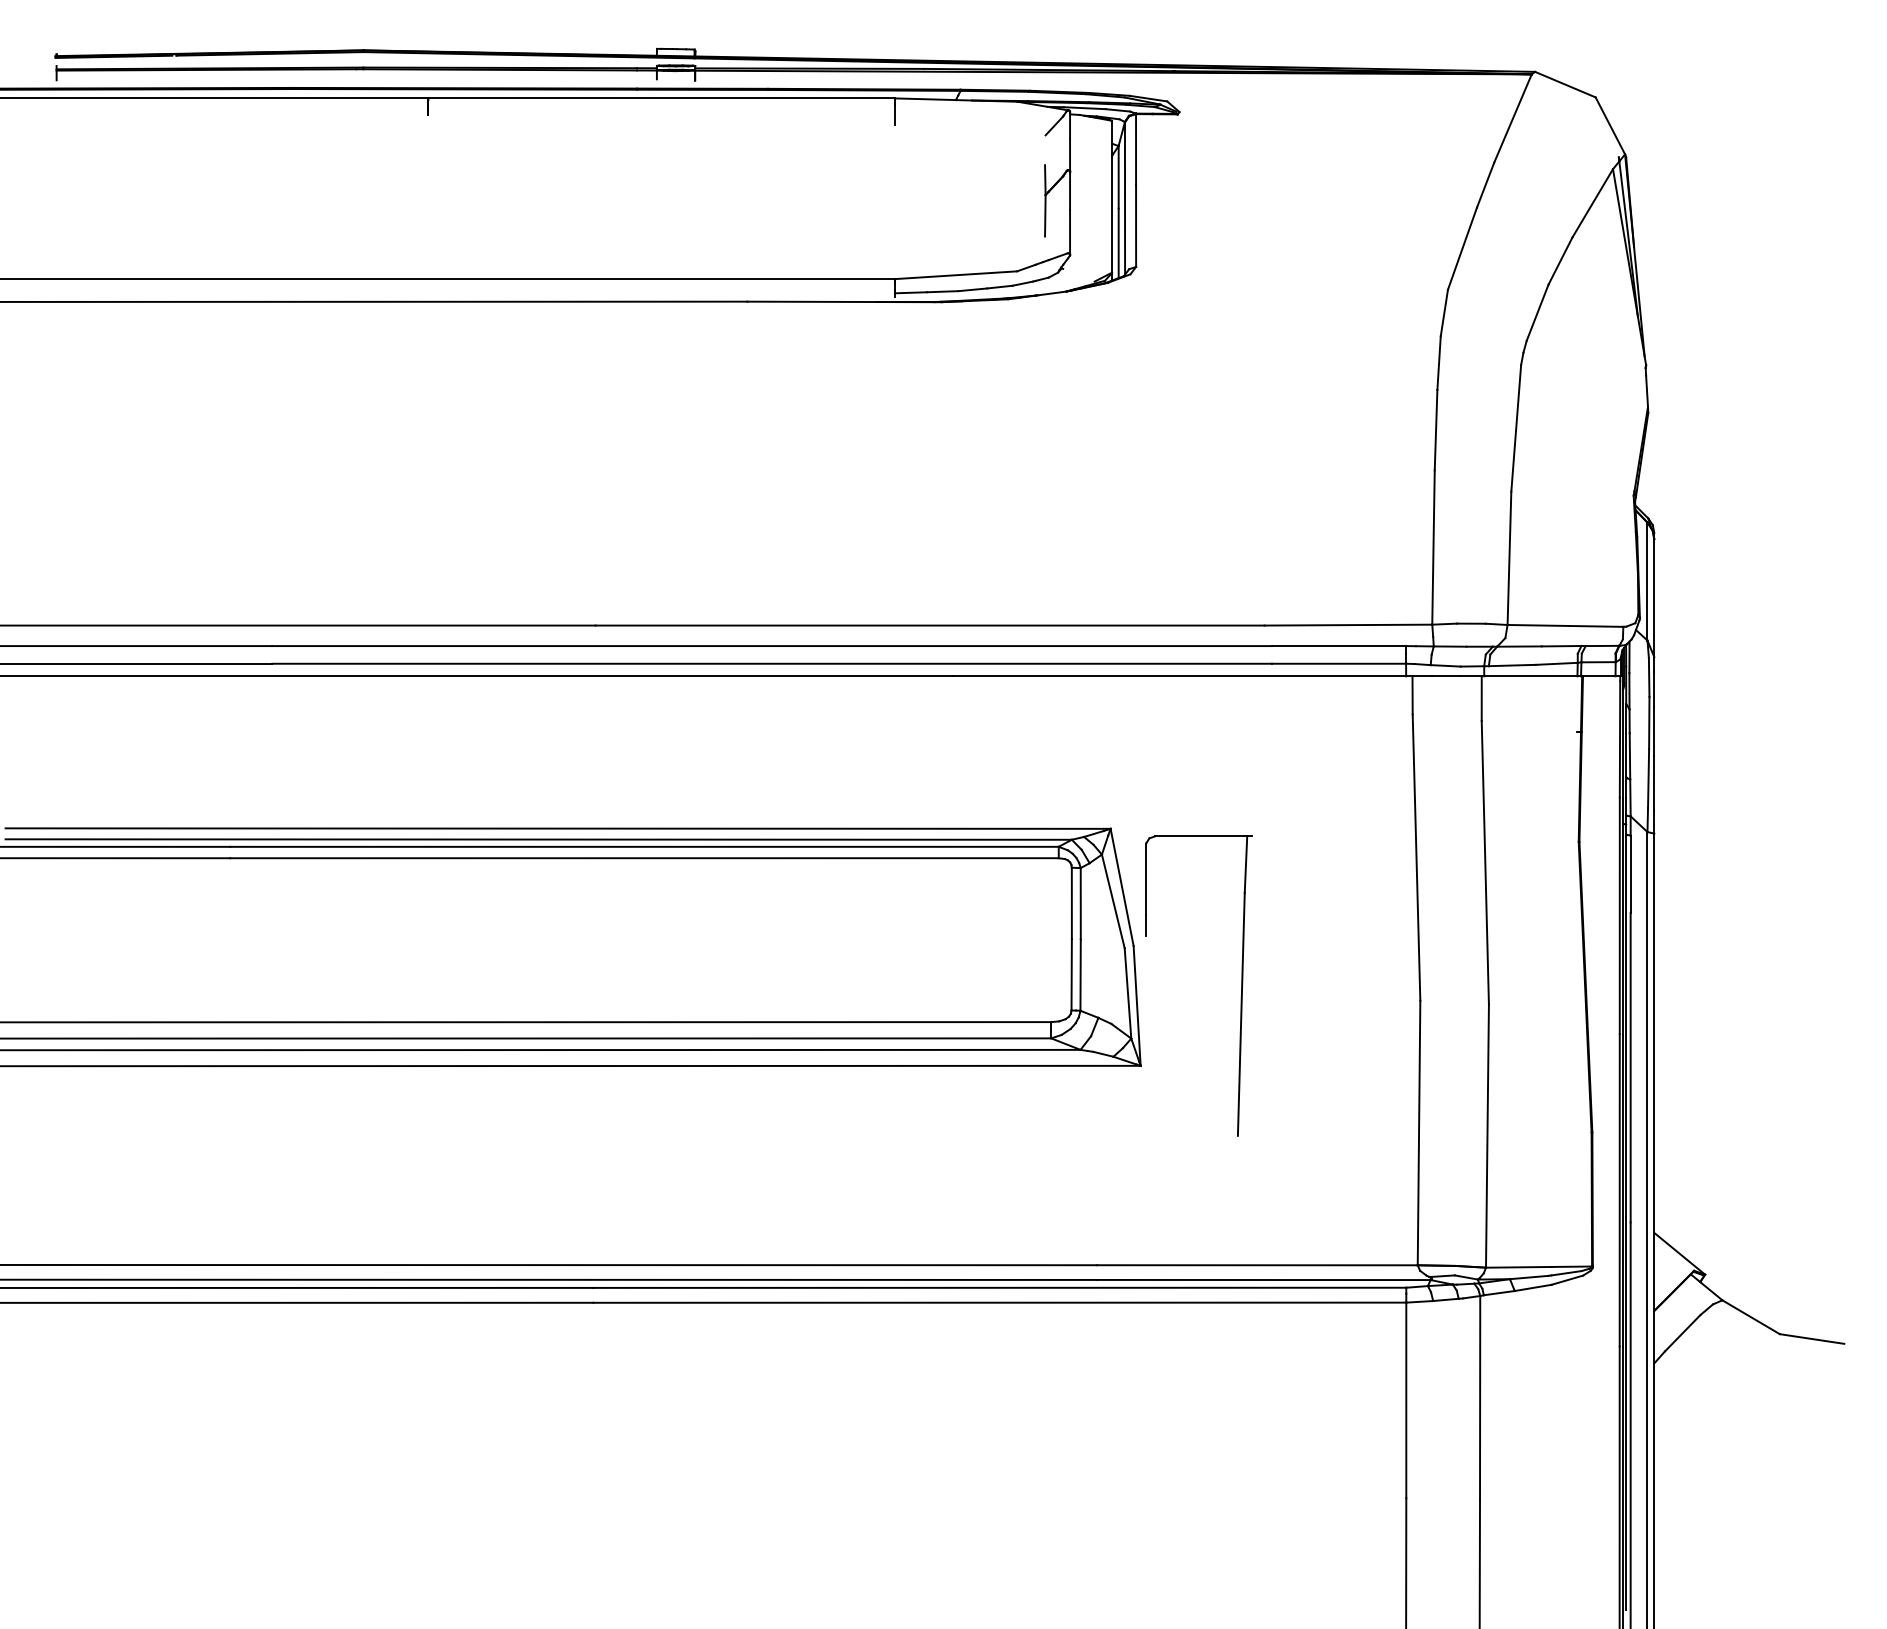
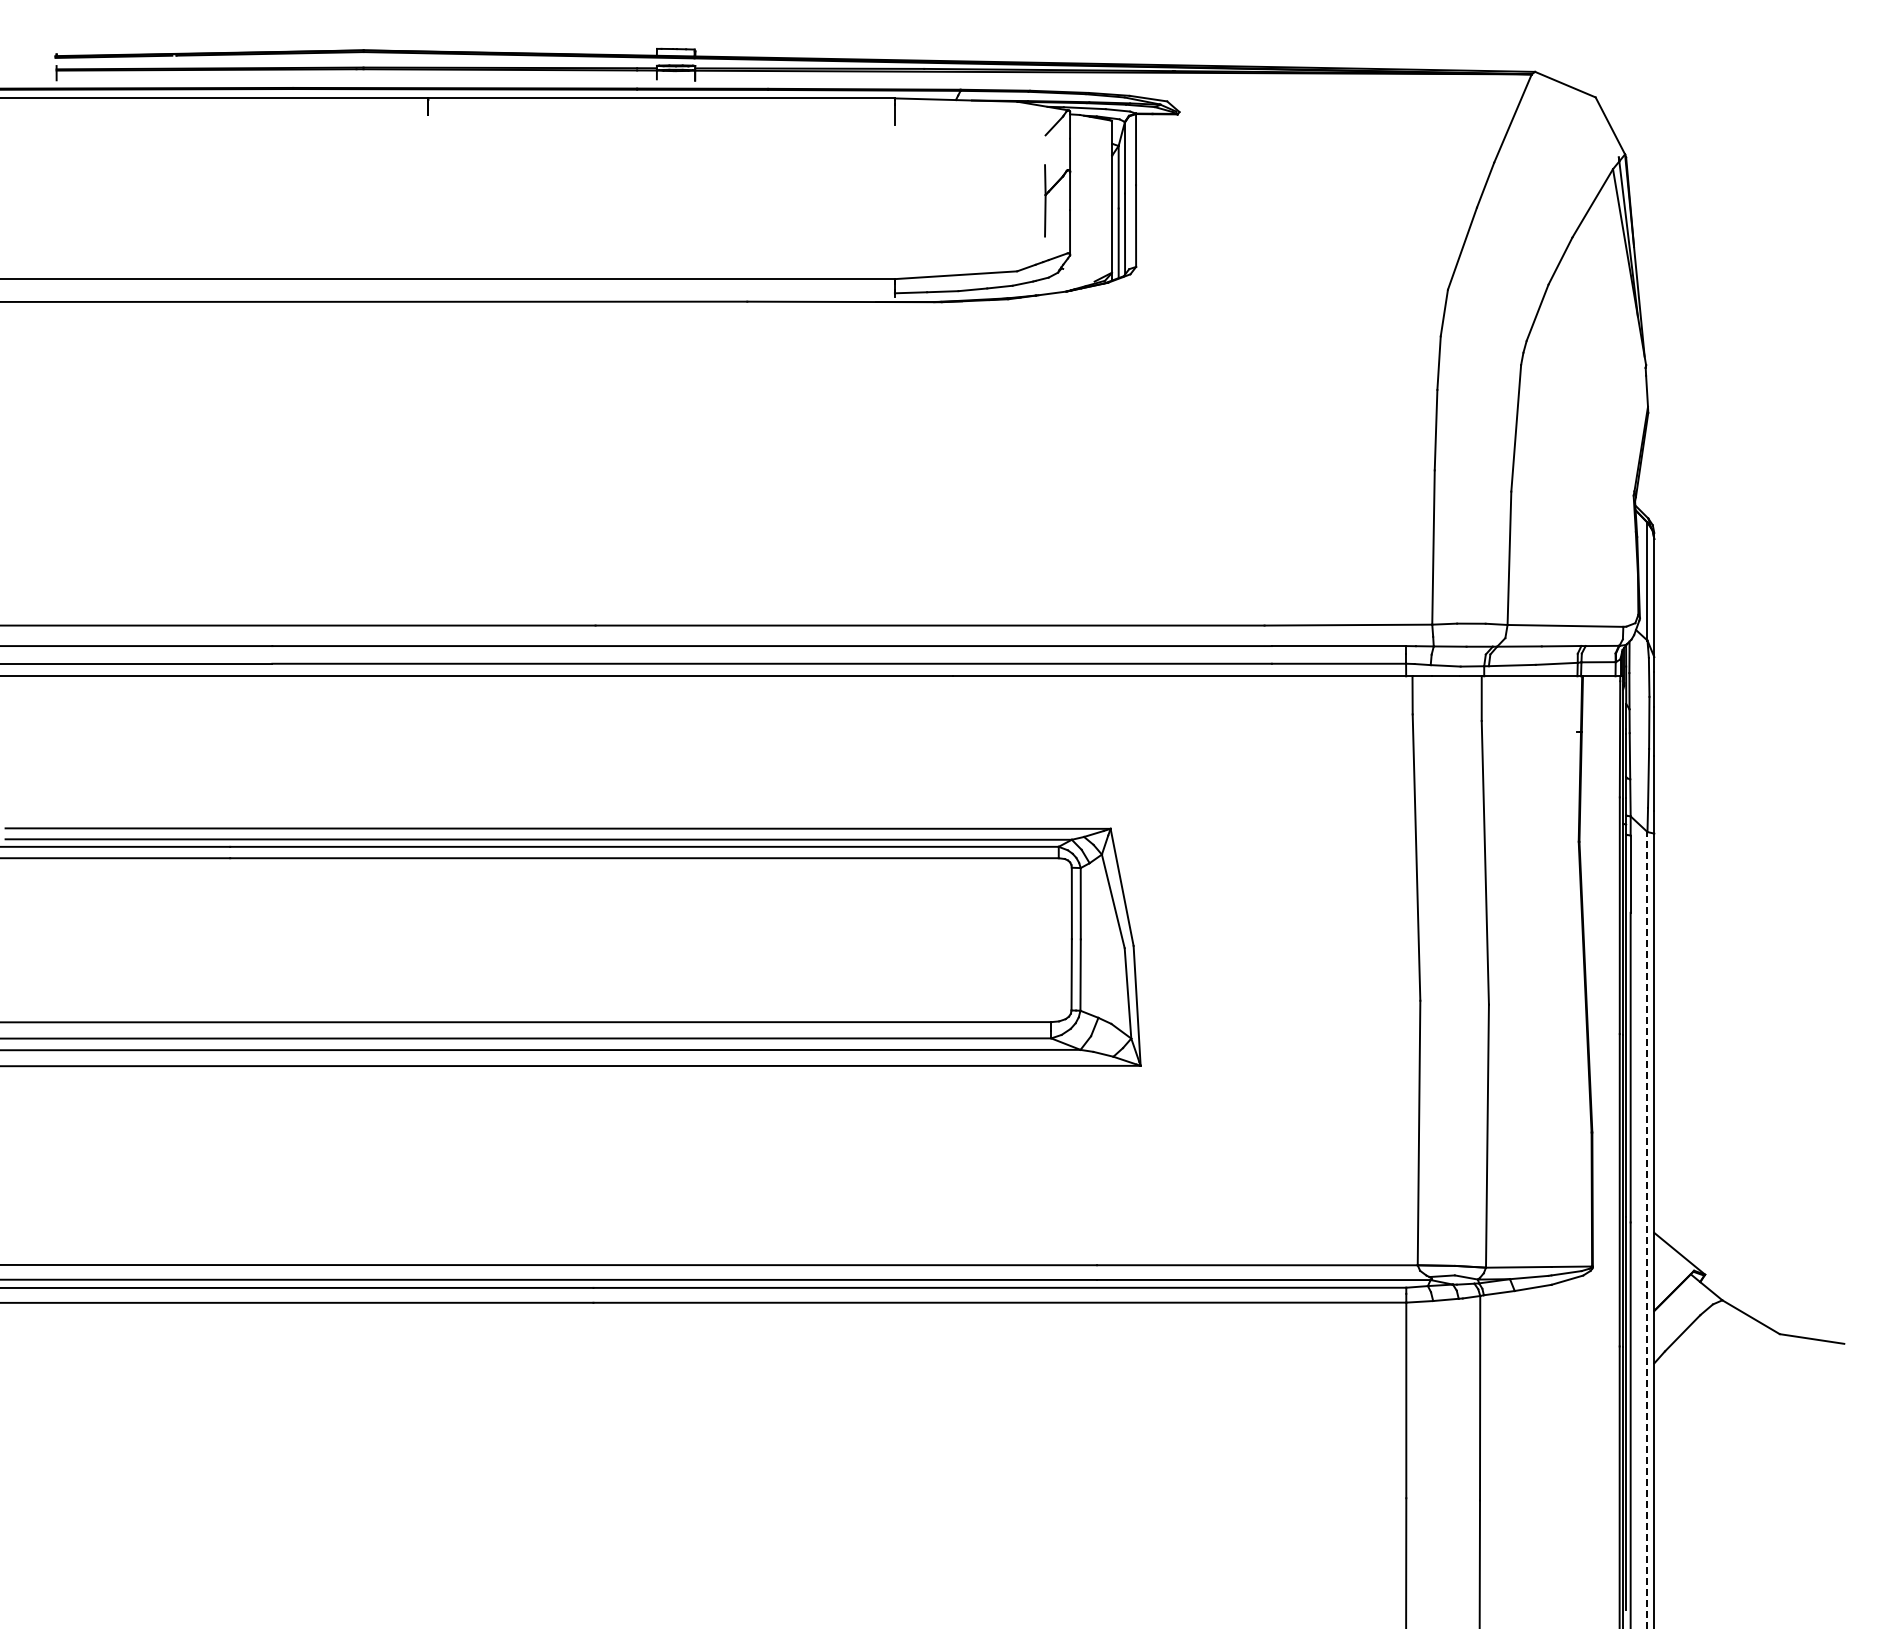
part: present -> none (1241, 985)
line: solid -> dashed (1647, 1229)
